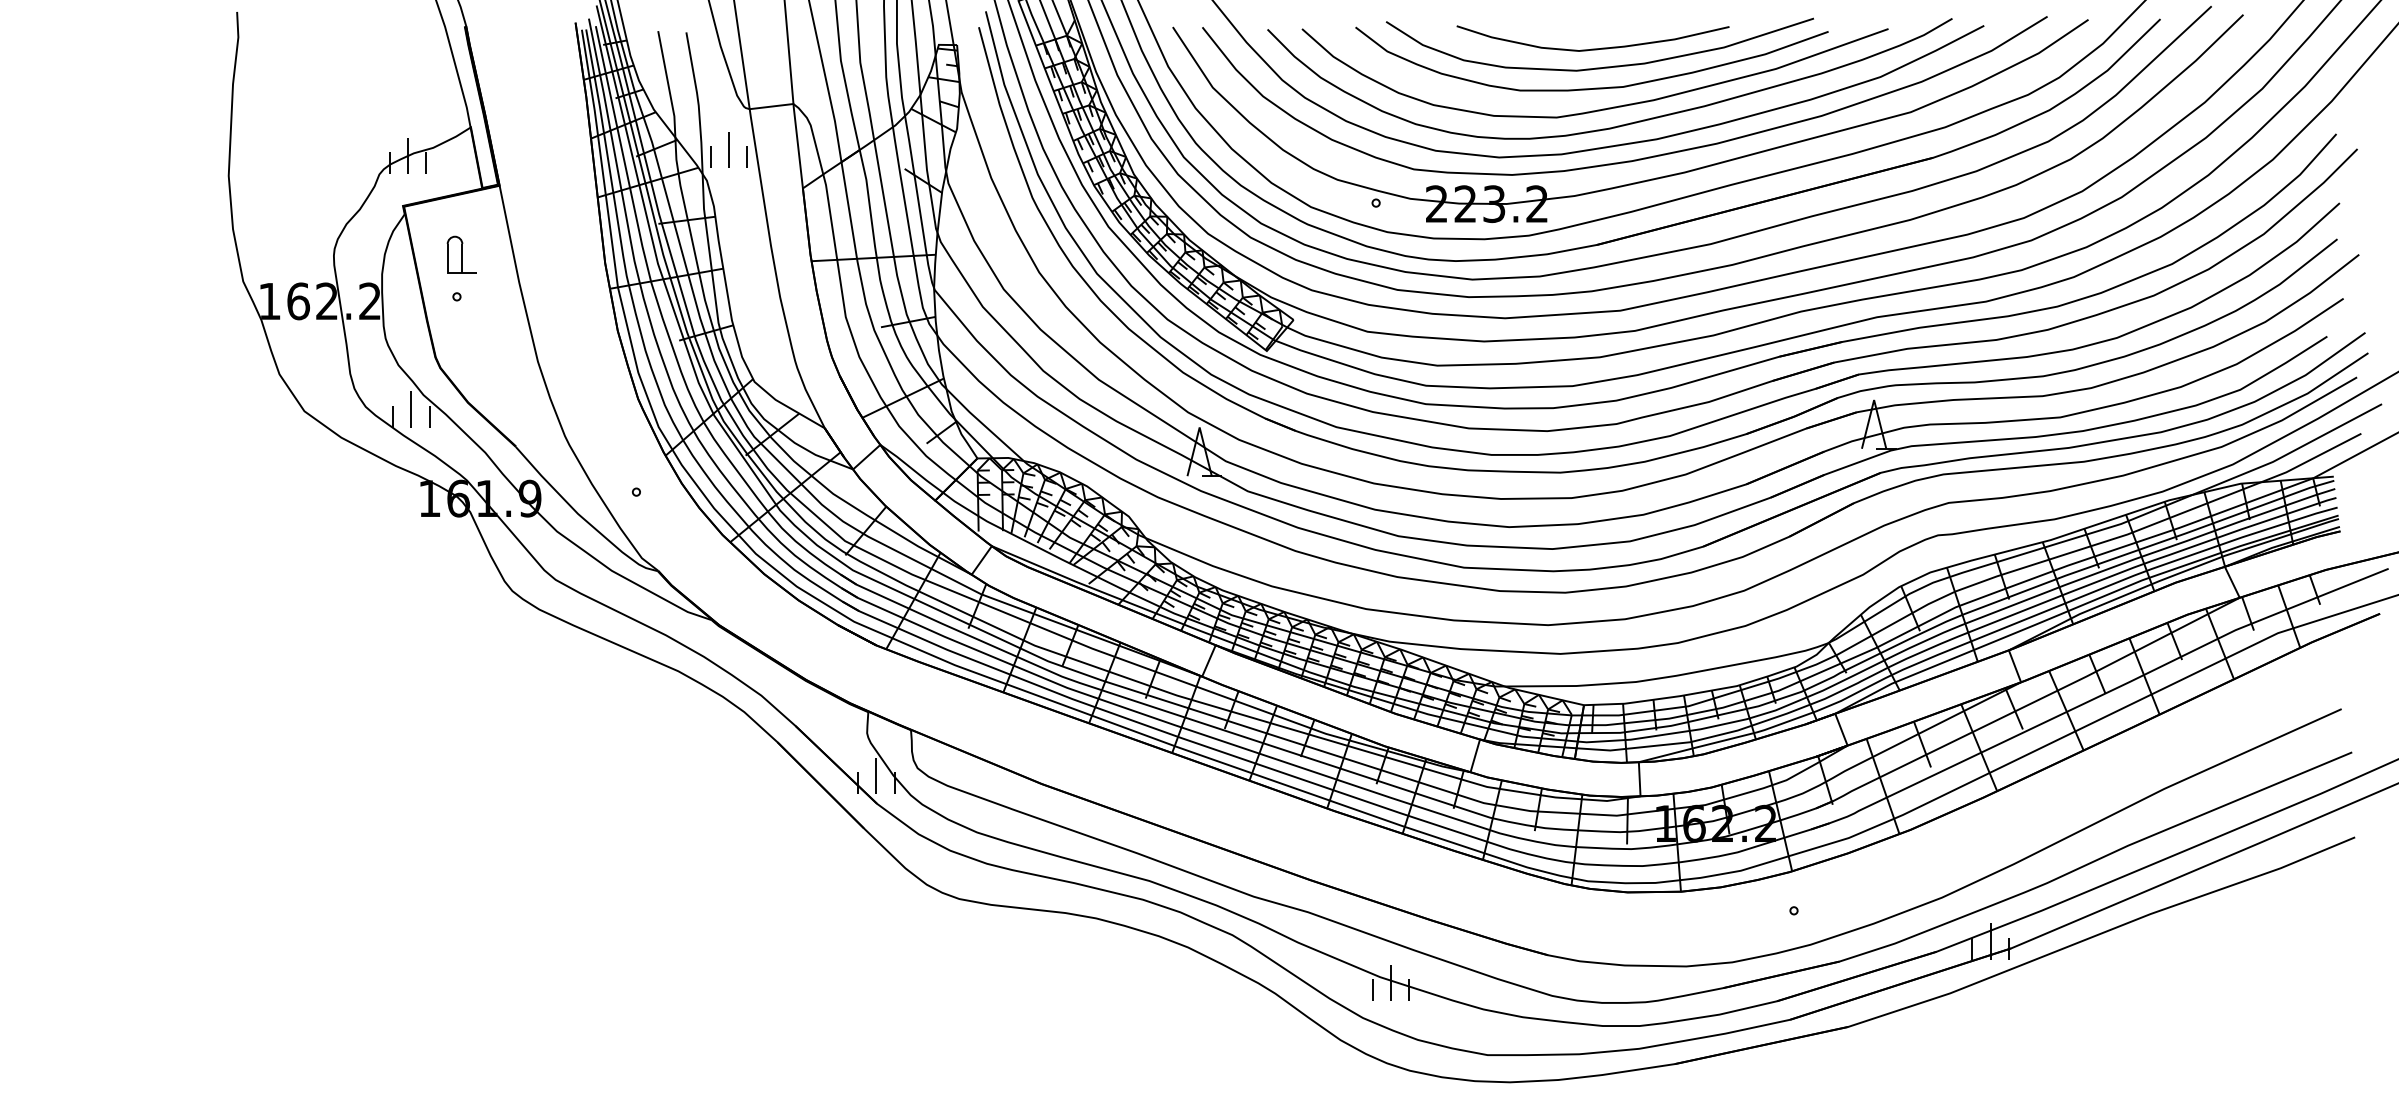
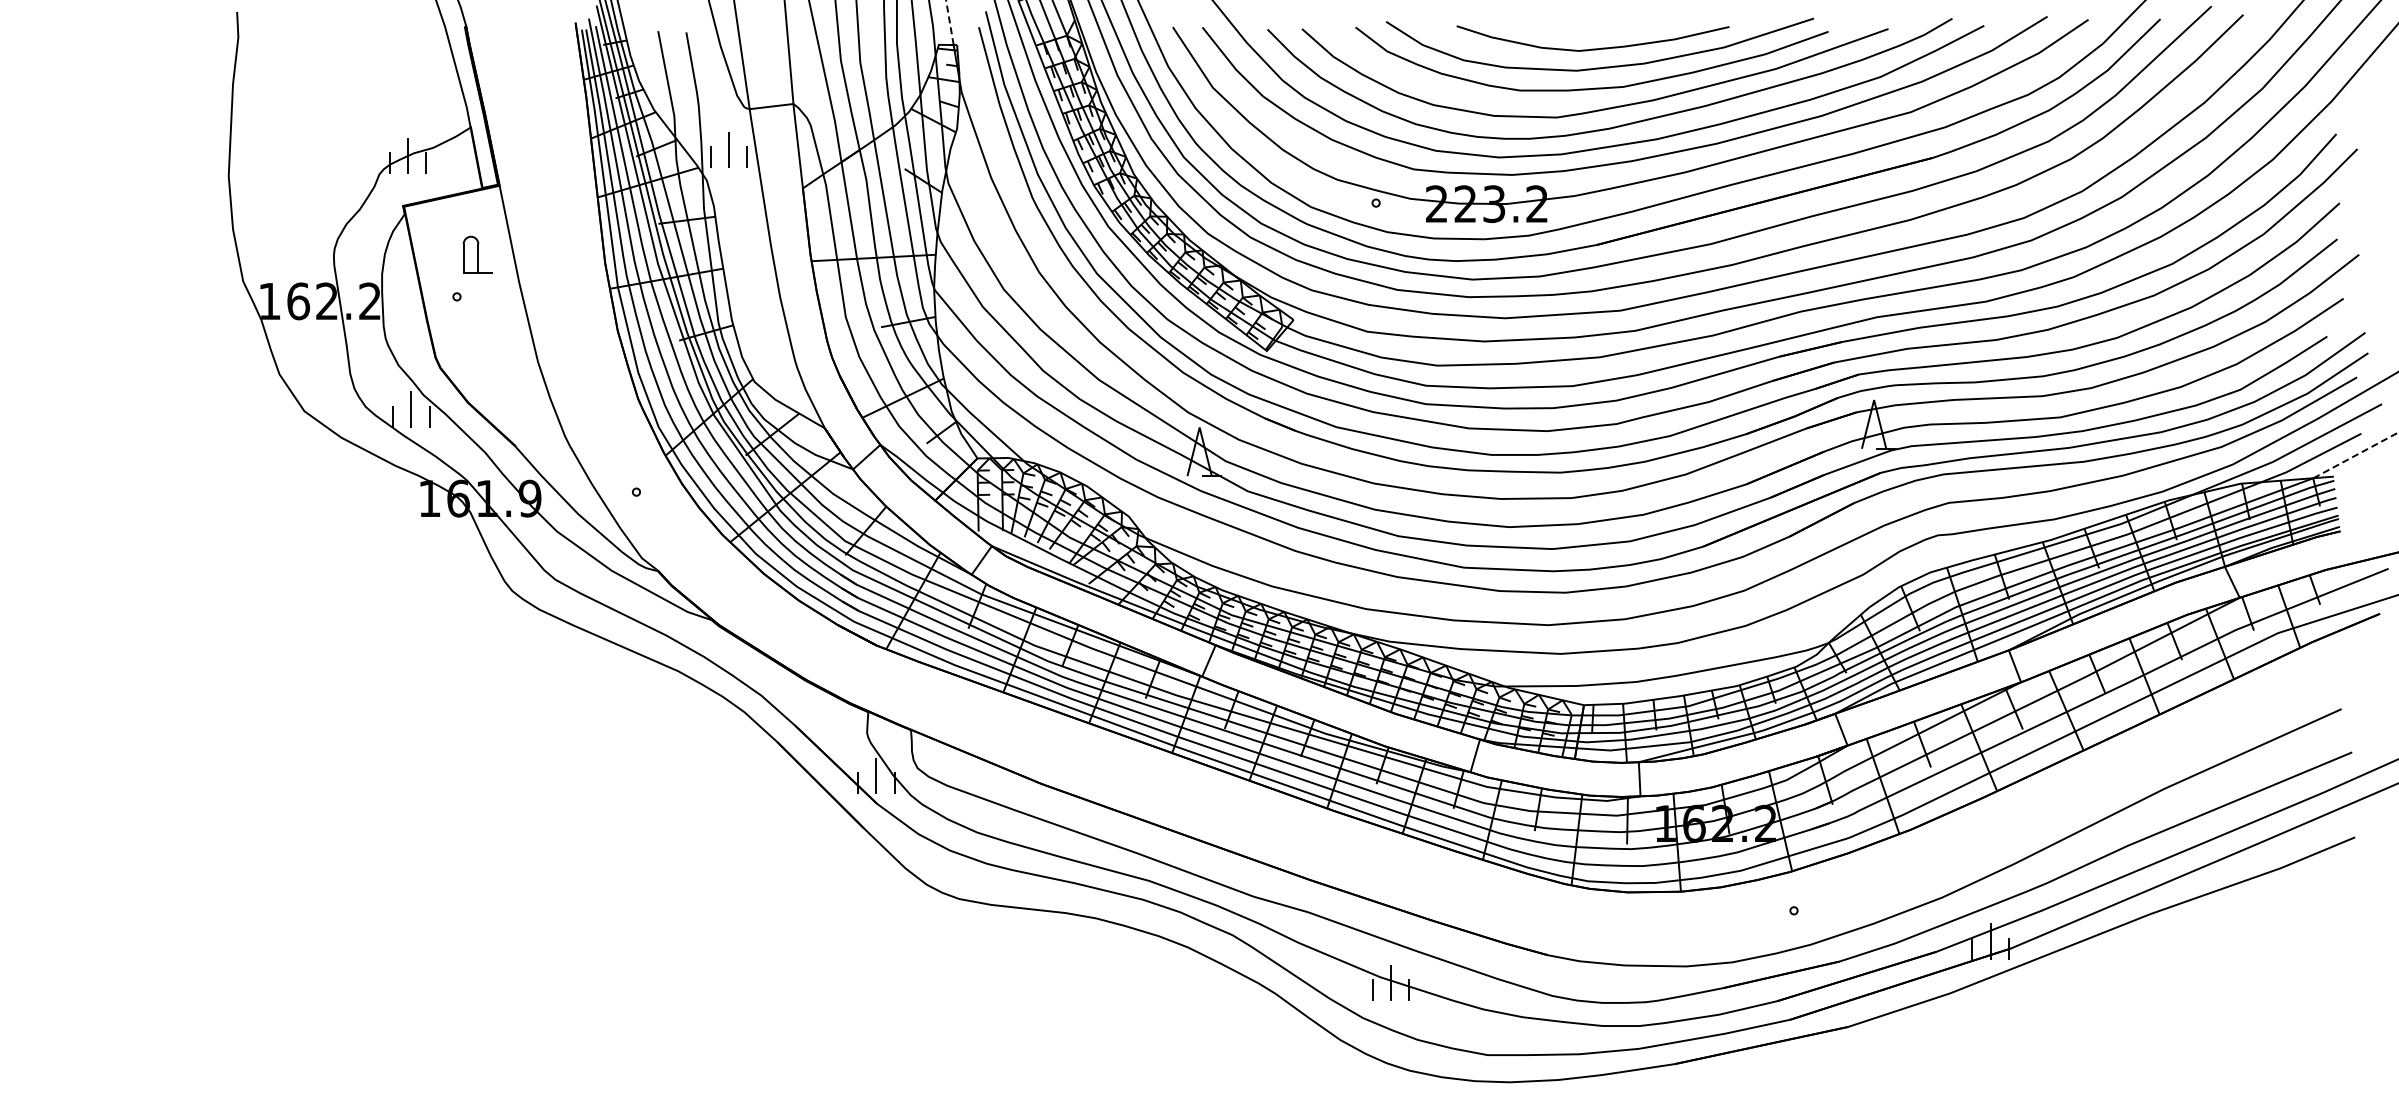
line: solid -> dashed (949, 22)
part position: (461, 254) -> (477, 254) (477, 254)
line: solid -> dashed (2356, 455)
